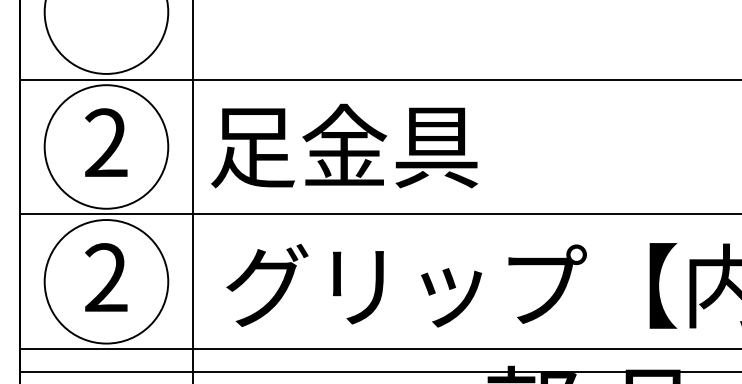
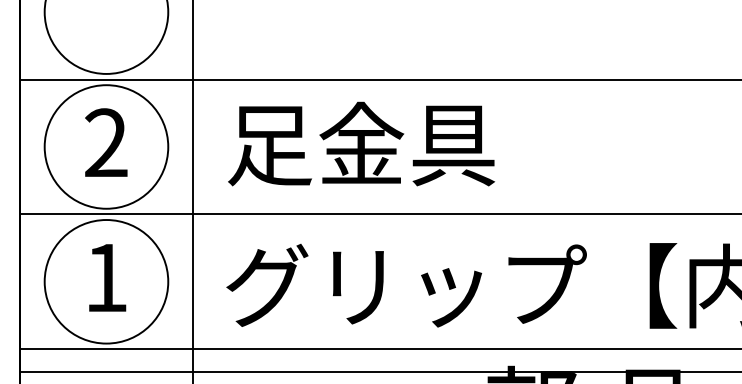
text position: (344, 145) -> (361, 143) (361, 143)
text: 2 -> 1 (106, 277)
